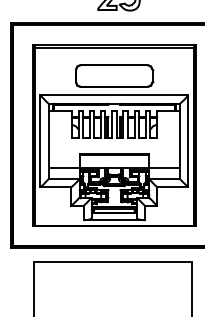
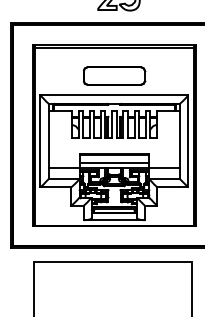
part size: 80x24 px -> 64x20 px (114, 75)
line: none -> present (114, 163)
